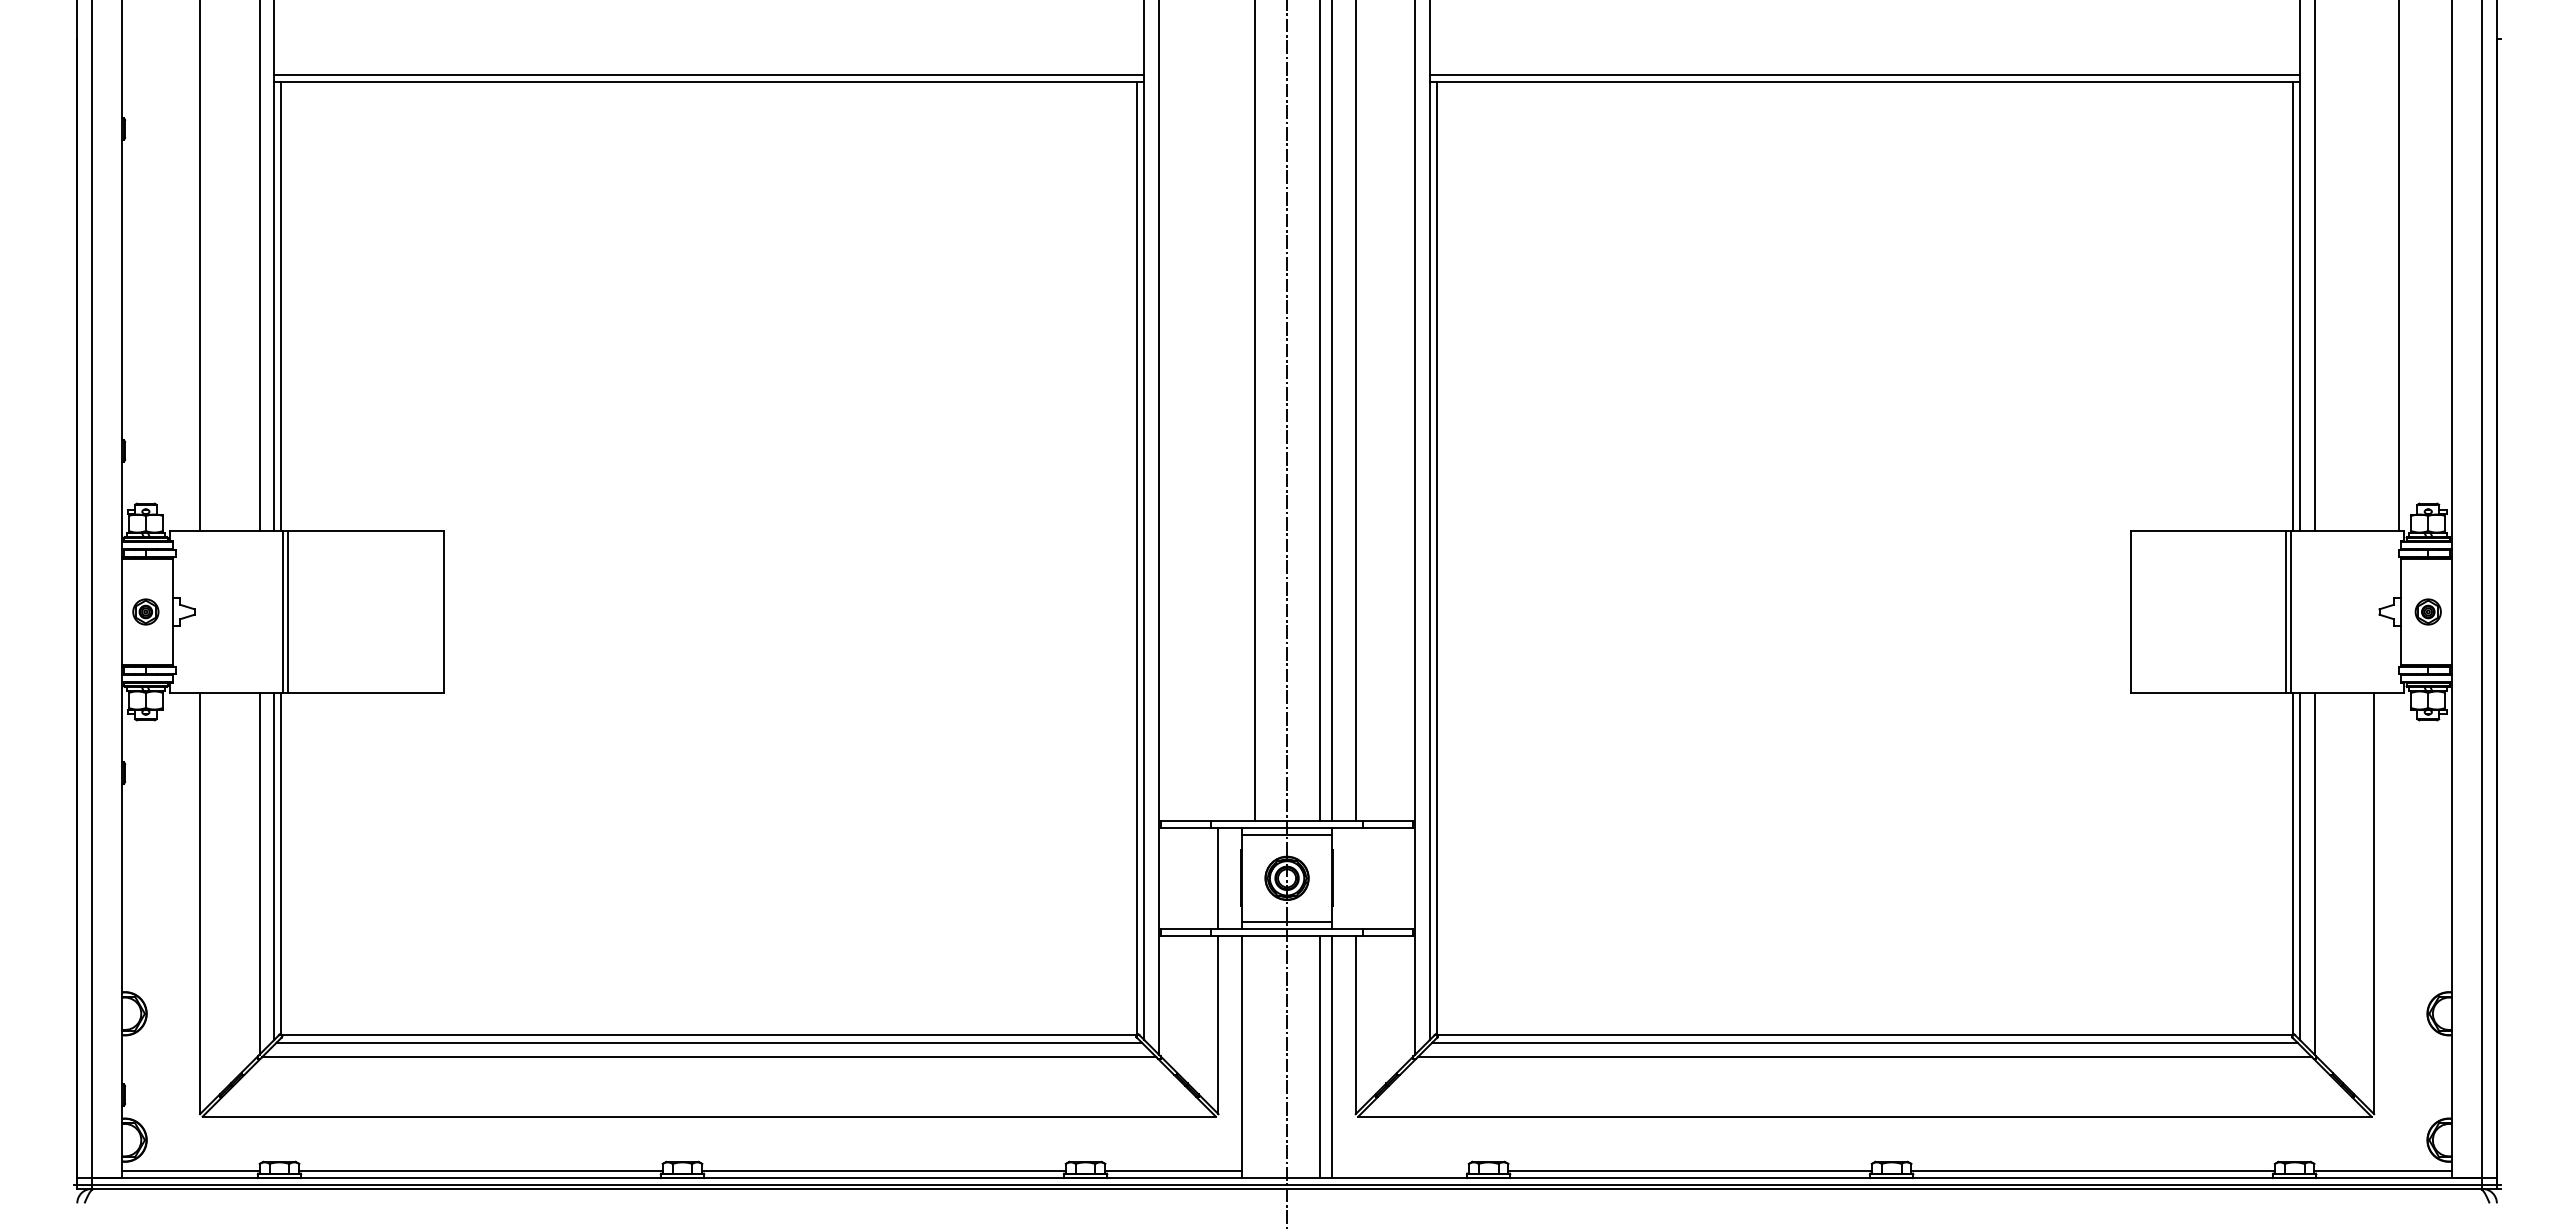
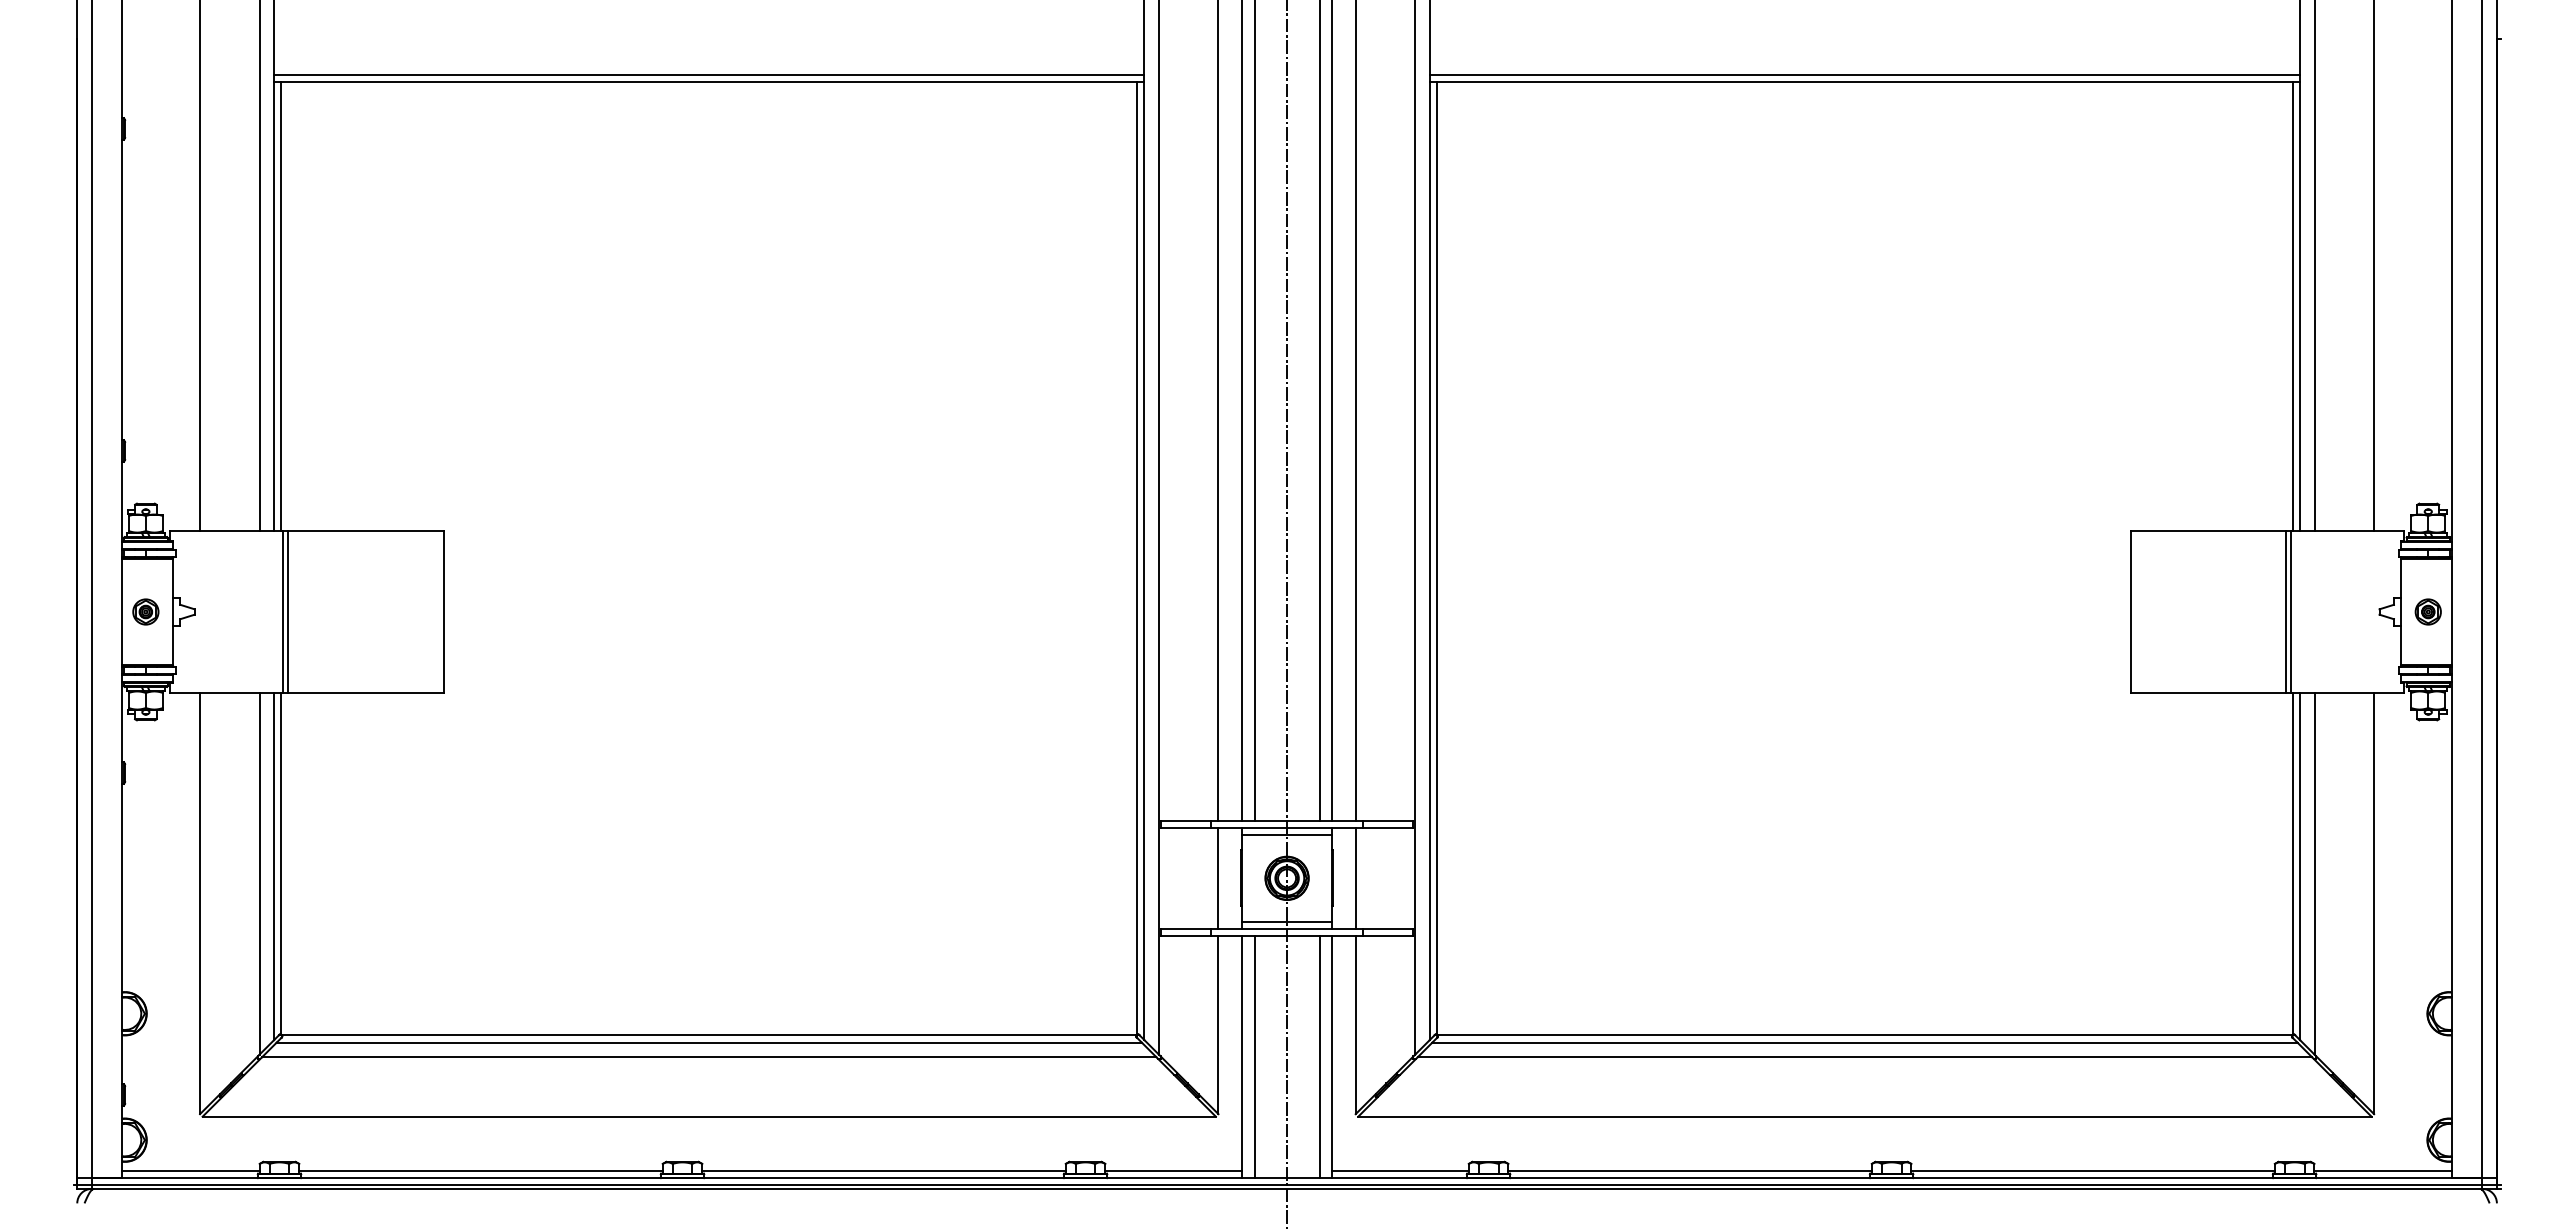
line position: (2399, 266) -> (2374, 266) (2374, 266)
line: none -> present (1218, 411)
line: none -> present (1241, 411)
line: none -> present (1355, 877)
line: none -> present (1254, 1057)
line: none -> present (1400, 1170)
